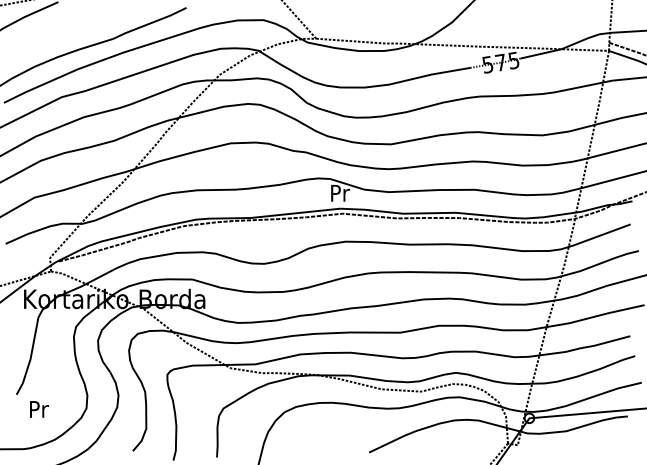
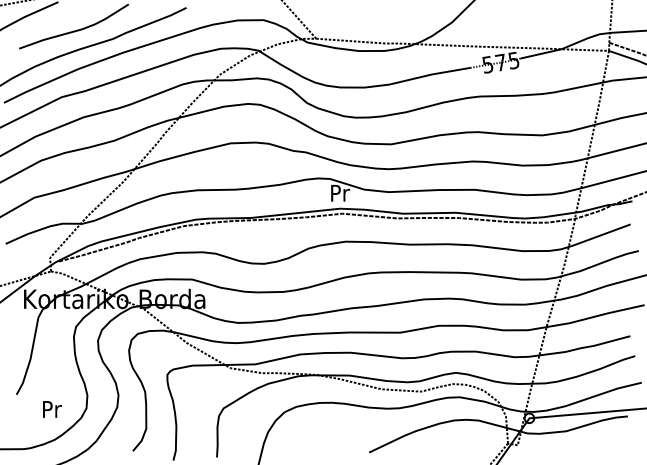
curve: none -> present (73, 30)
text position: (39, 409) -> (52, 409) (52, 409)
